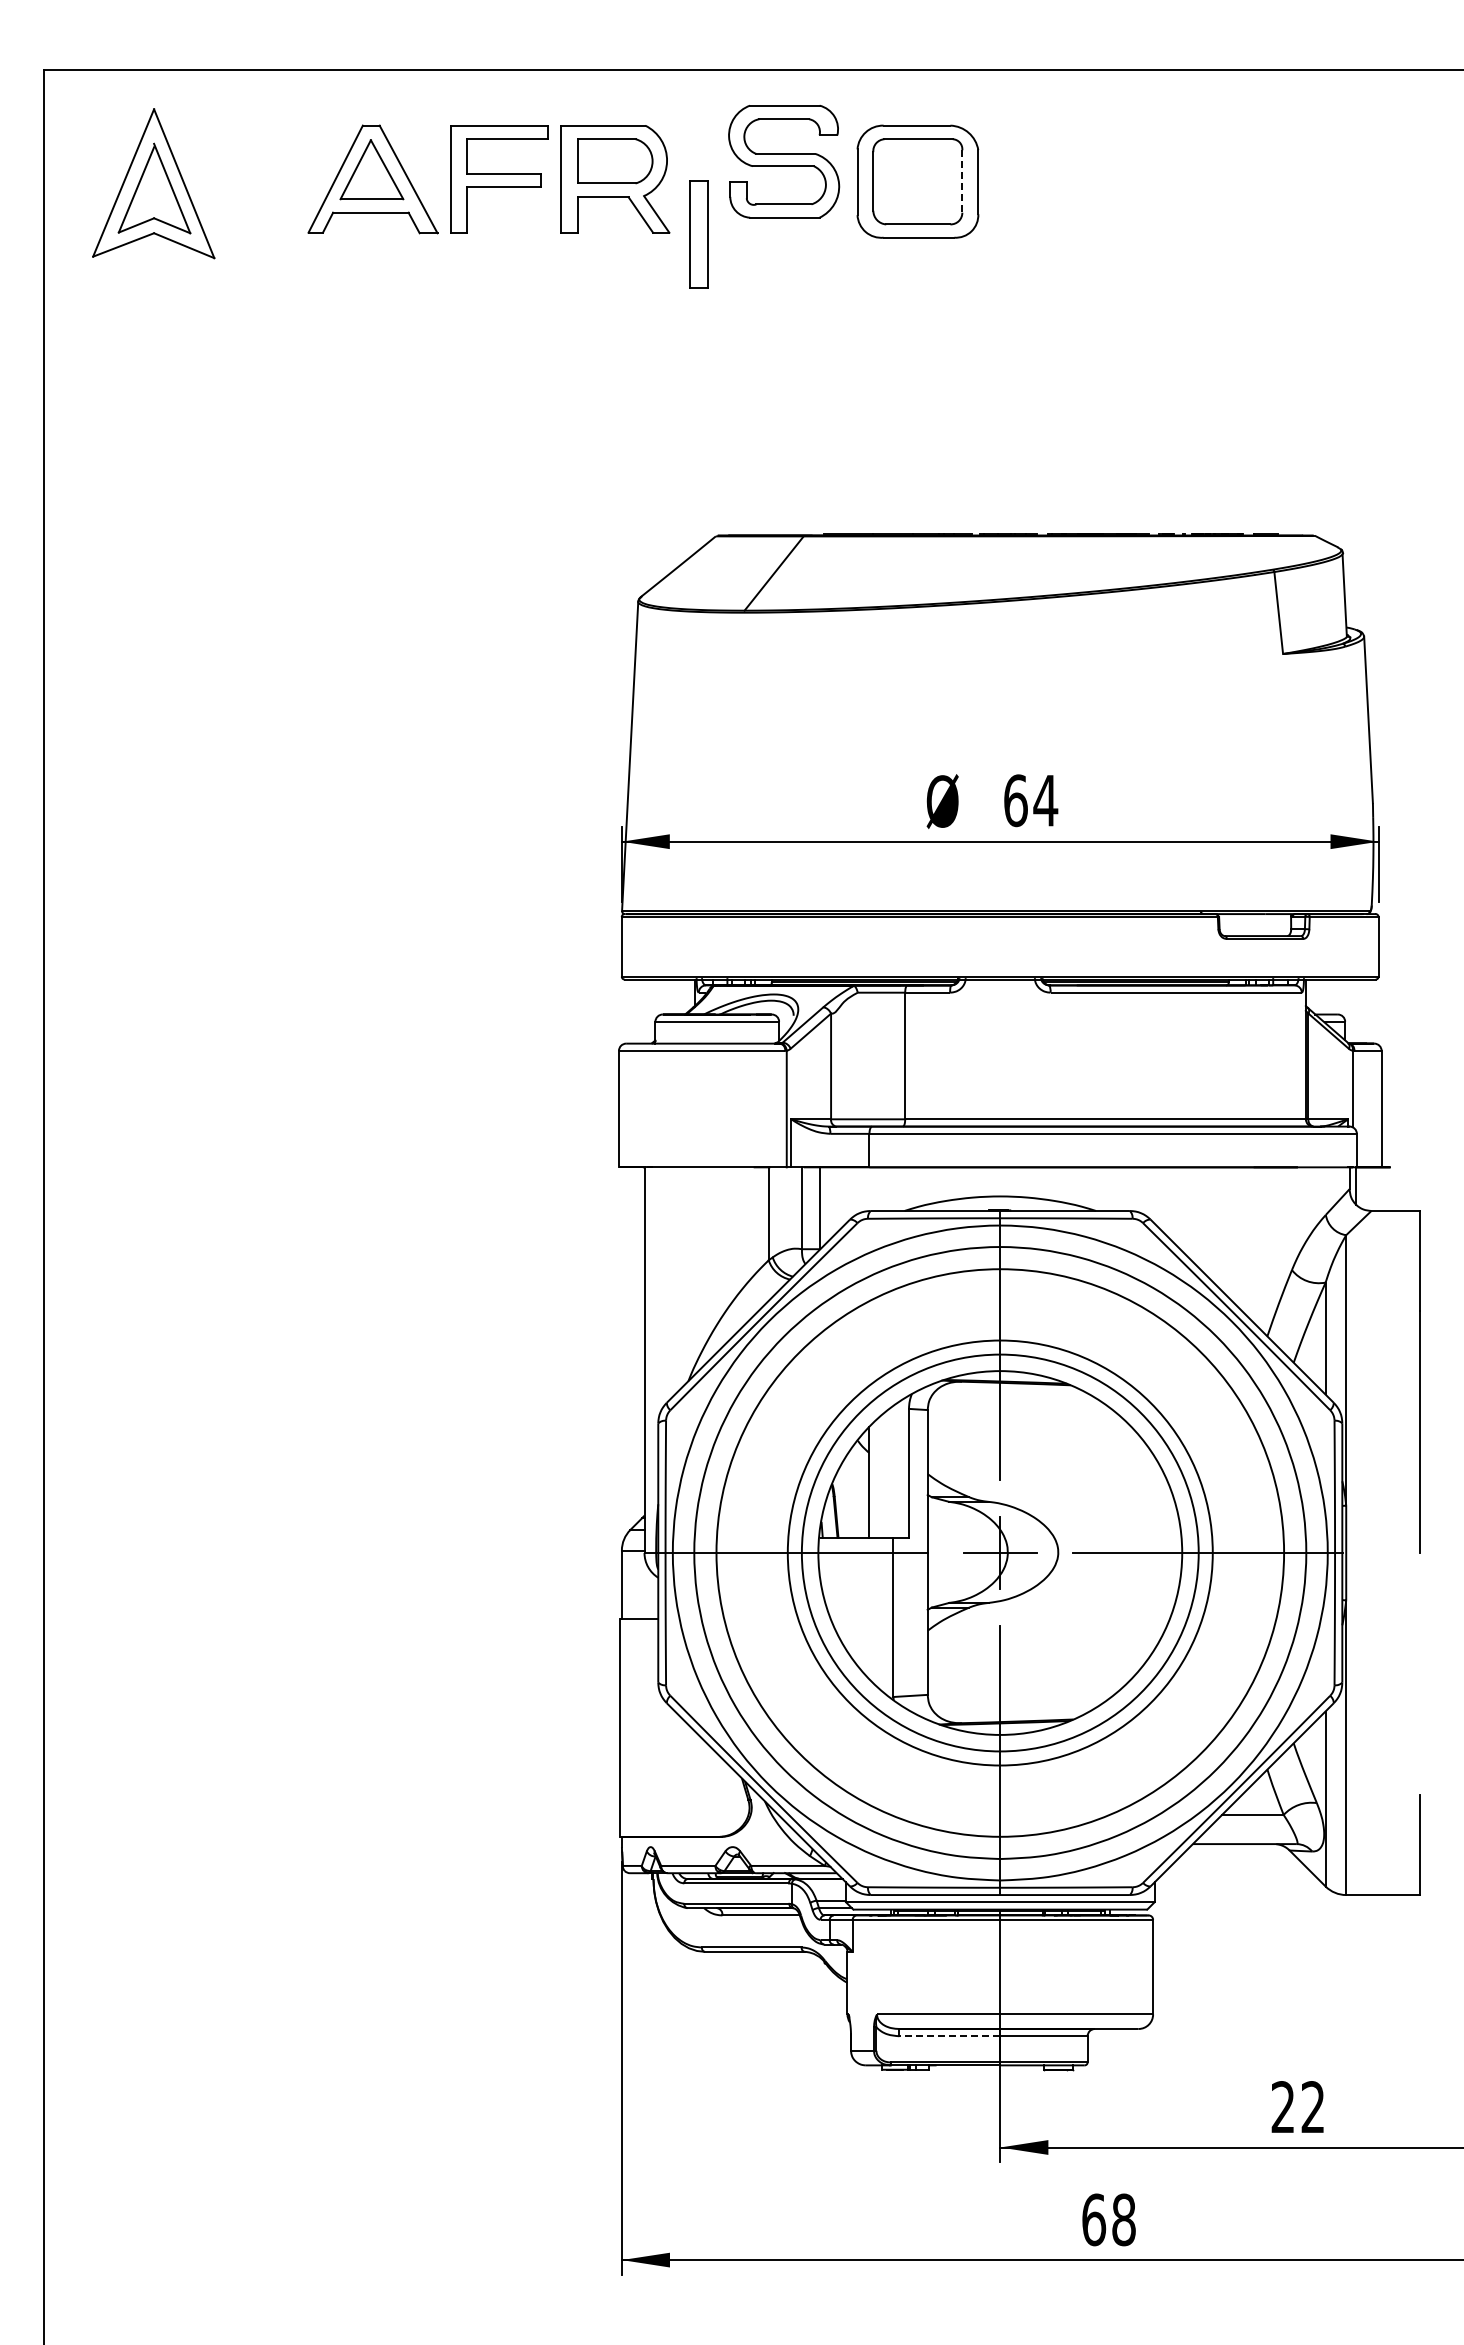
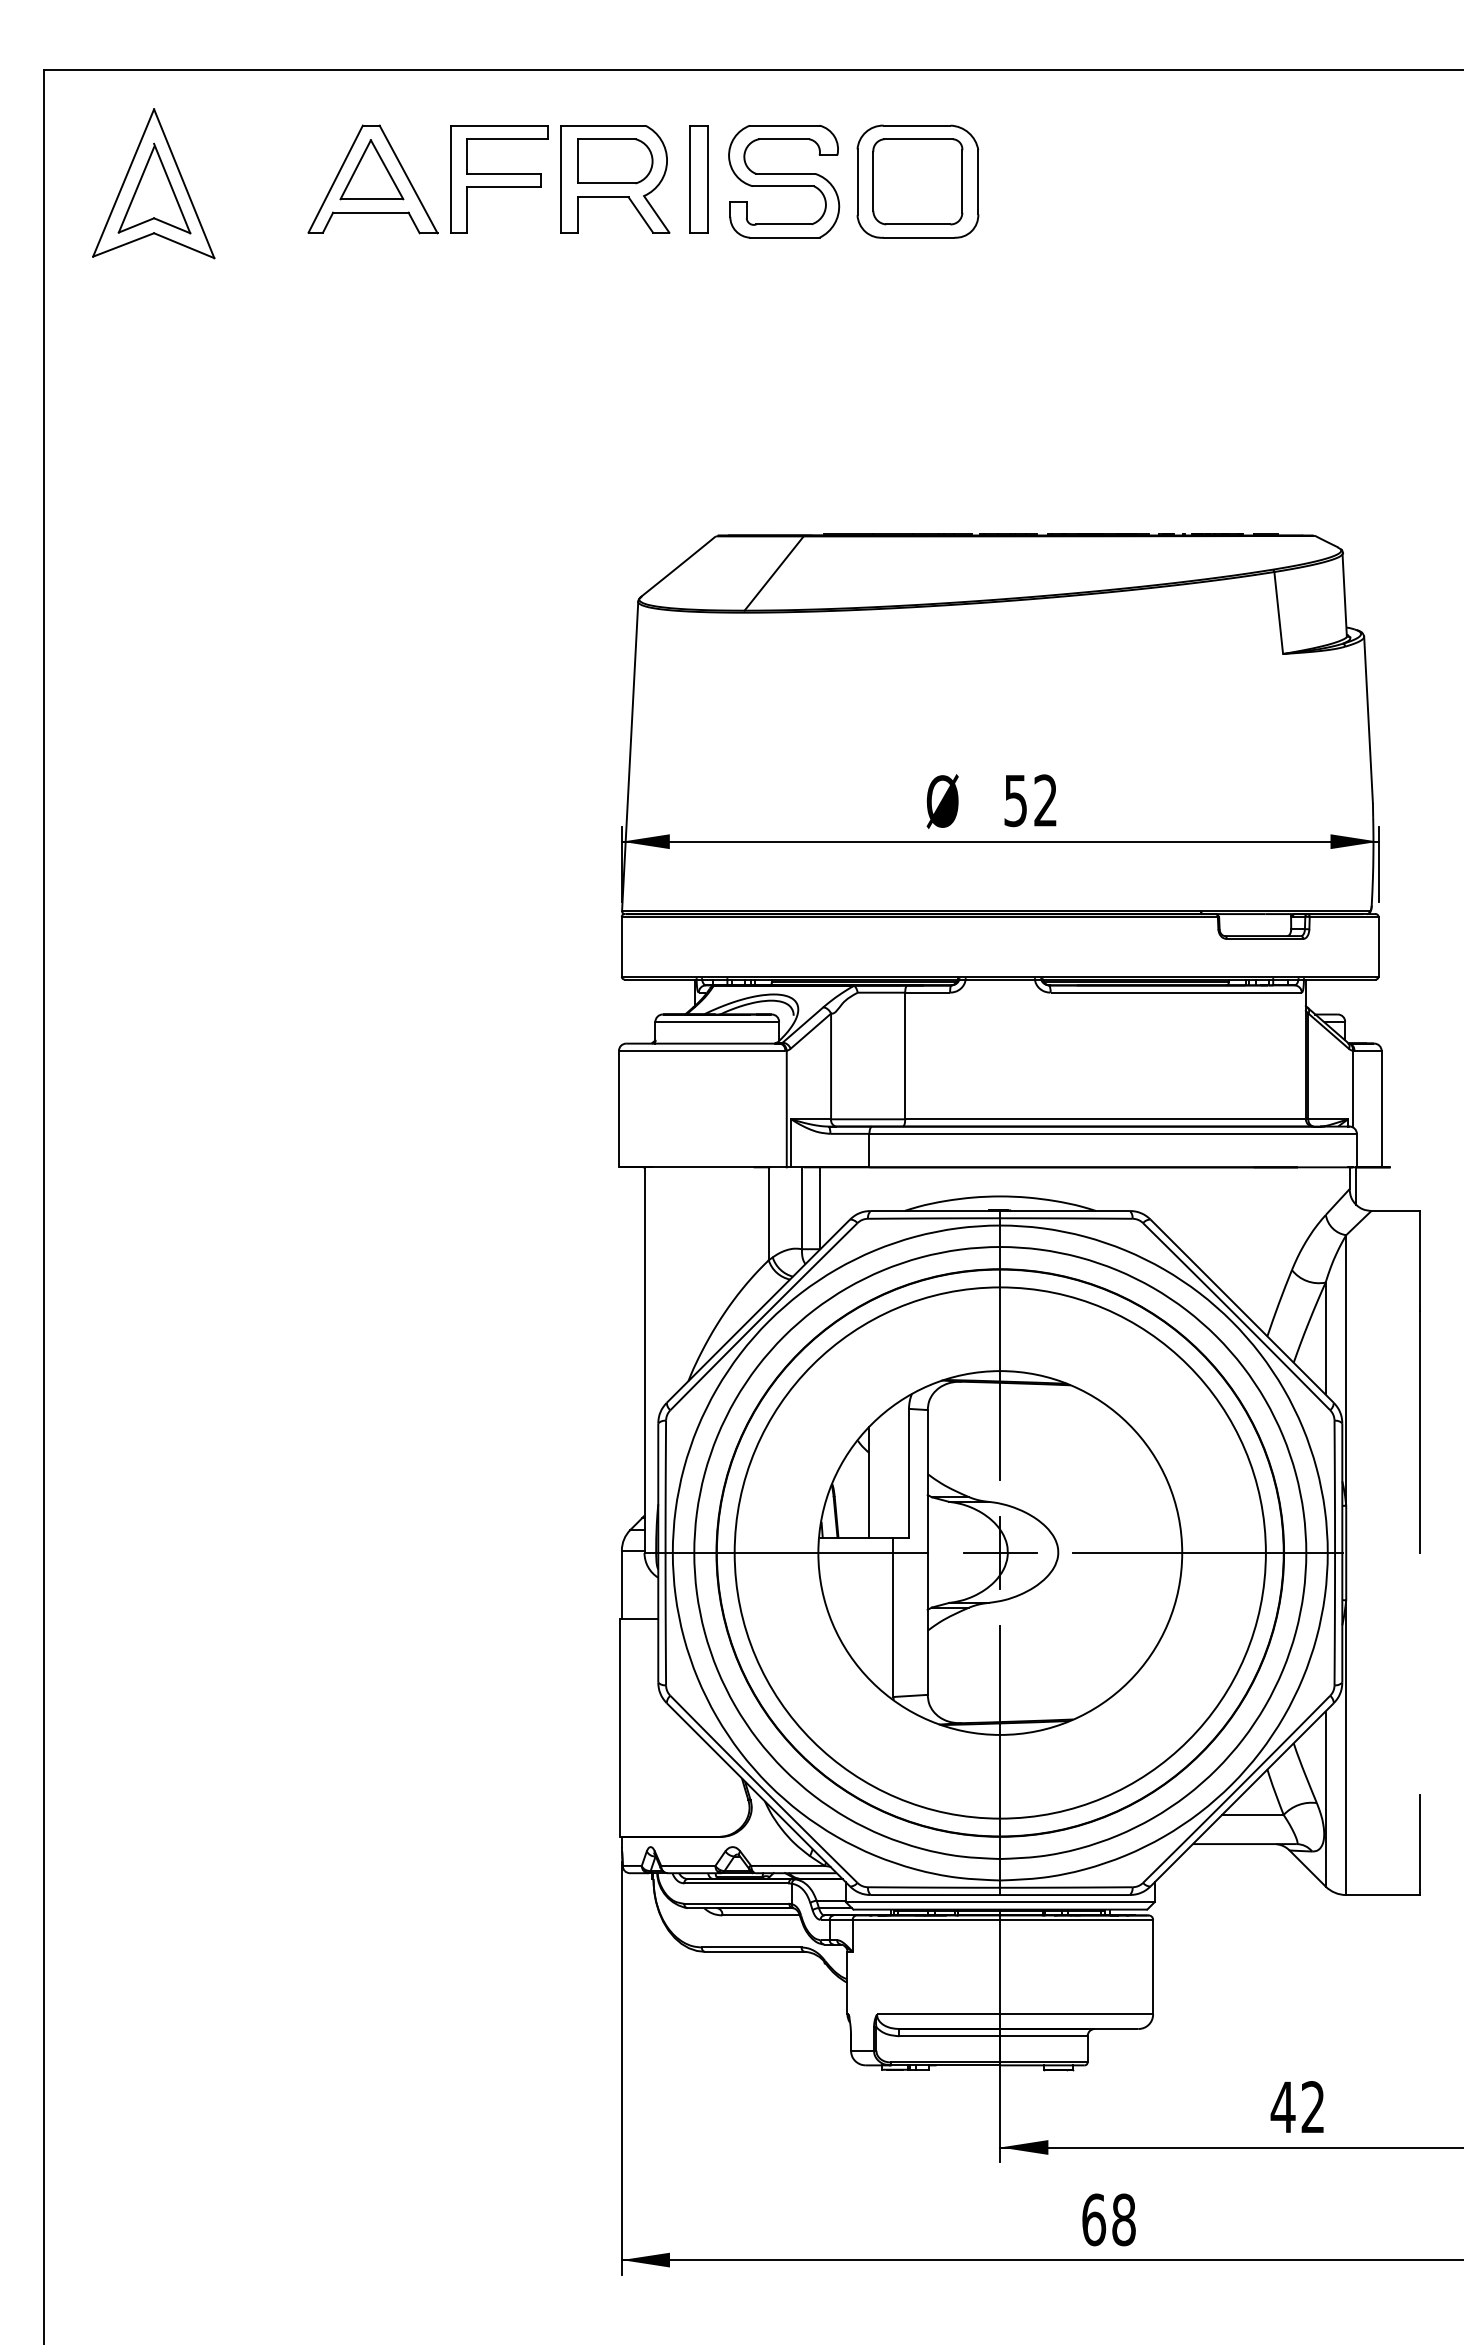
part position: (784, 161) -> (784, 181) (784, 181)
line: dashed -> solid (962, 181)
part position: (698, 234) -> (698, 179) (698, 179)
text: 64 -> 52 (1031, 800)
circle diameter: 397 px -> 567 px (999, 1552)
circle diameter: 425 px -> 531 px (999, 1552)
line: dashed -> solid (949, 2036)
text: 22 -> 42 (1282, 2106)
